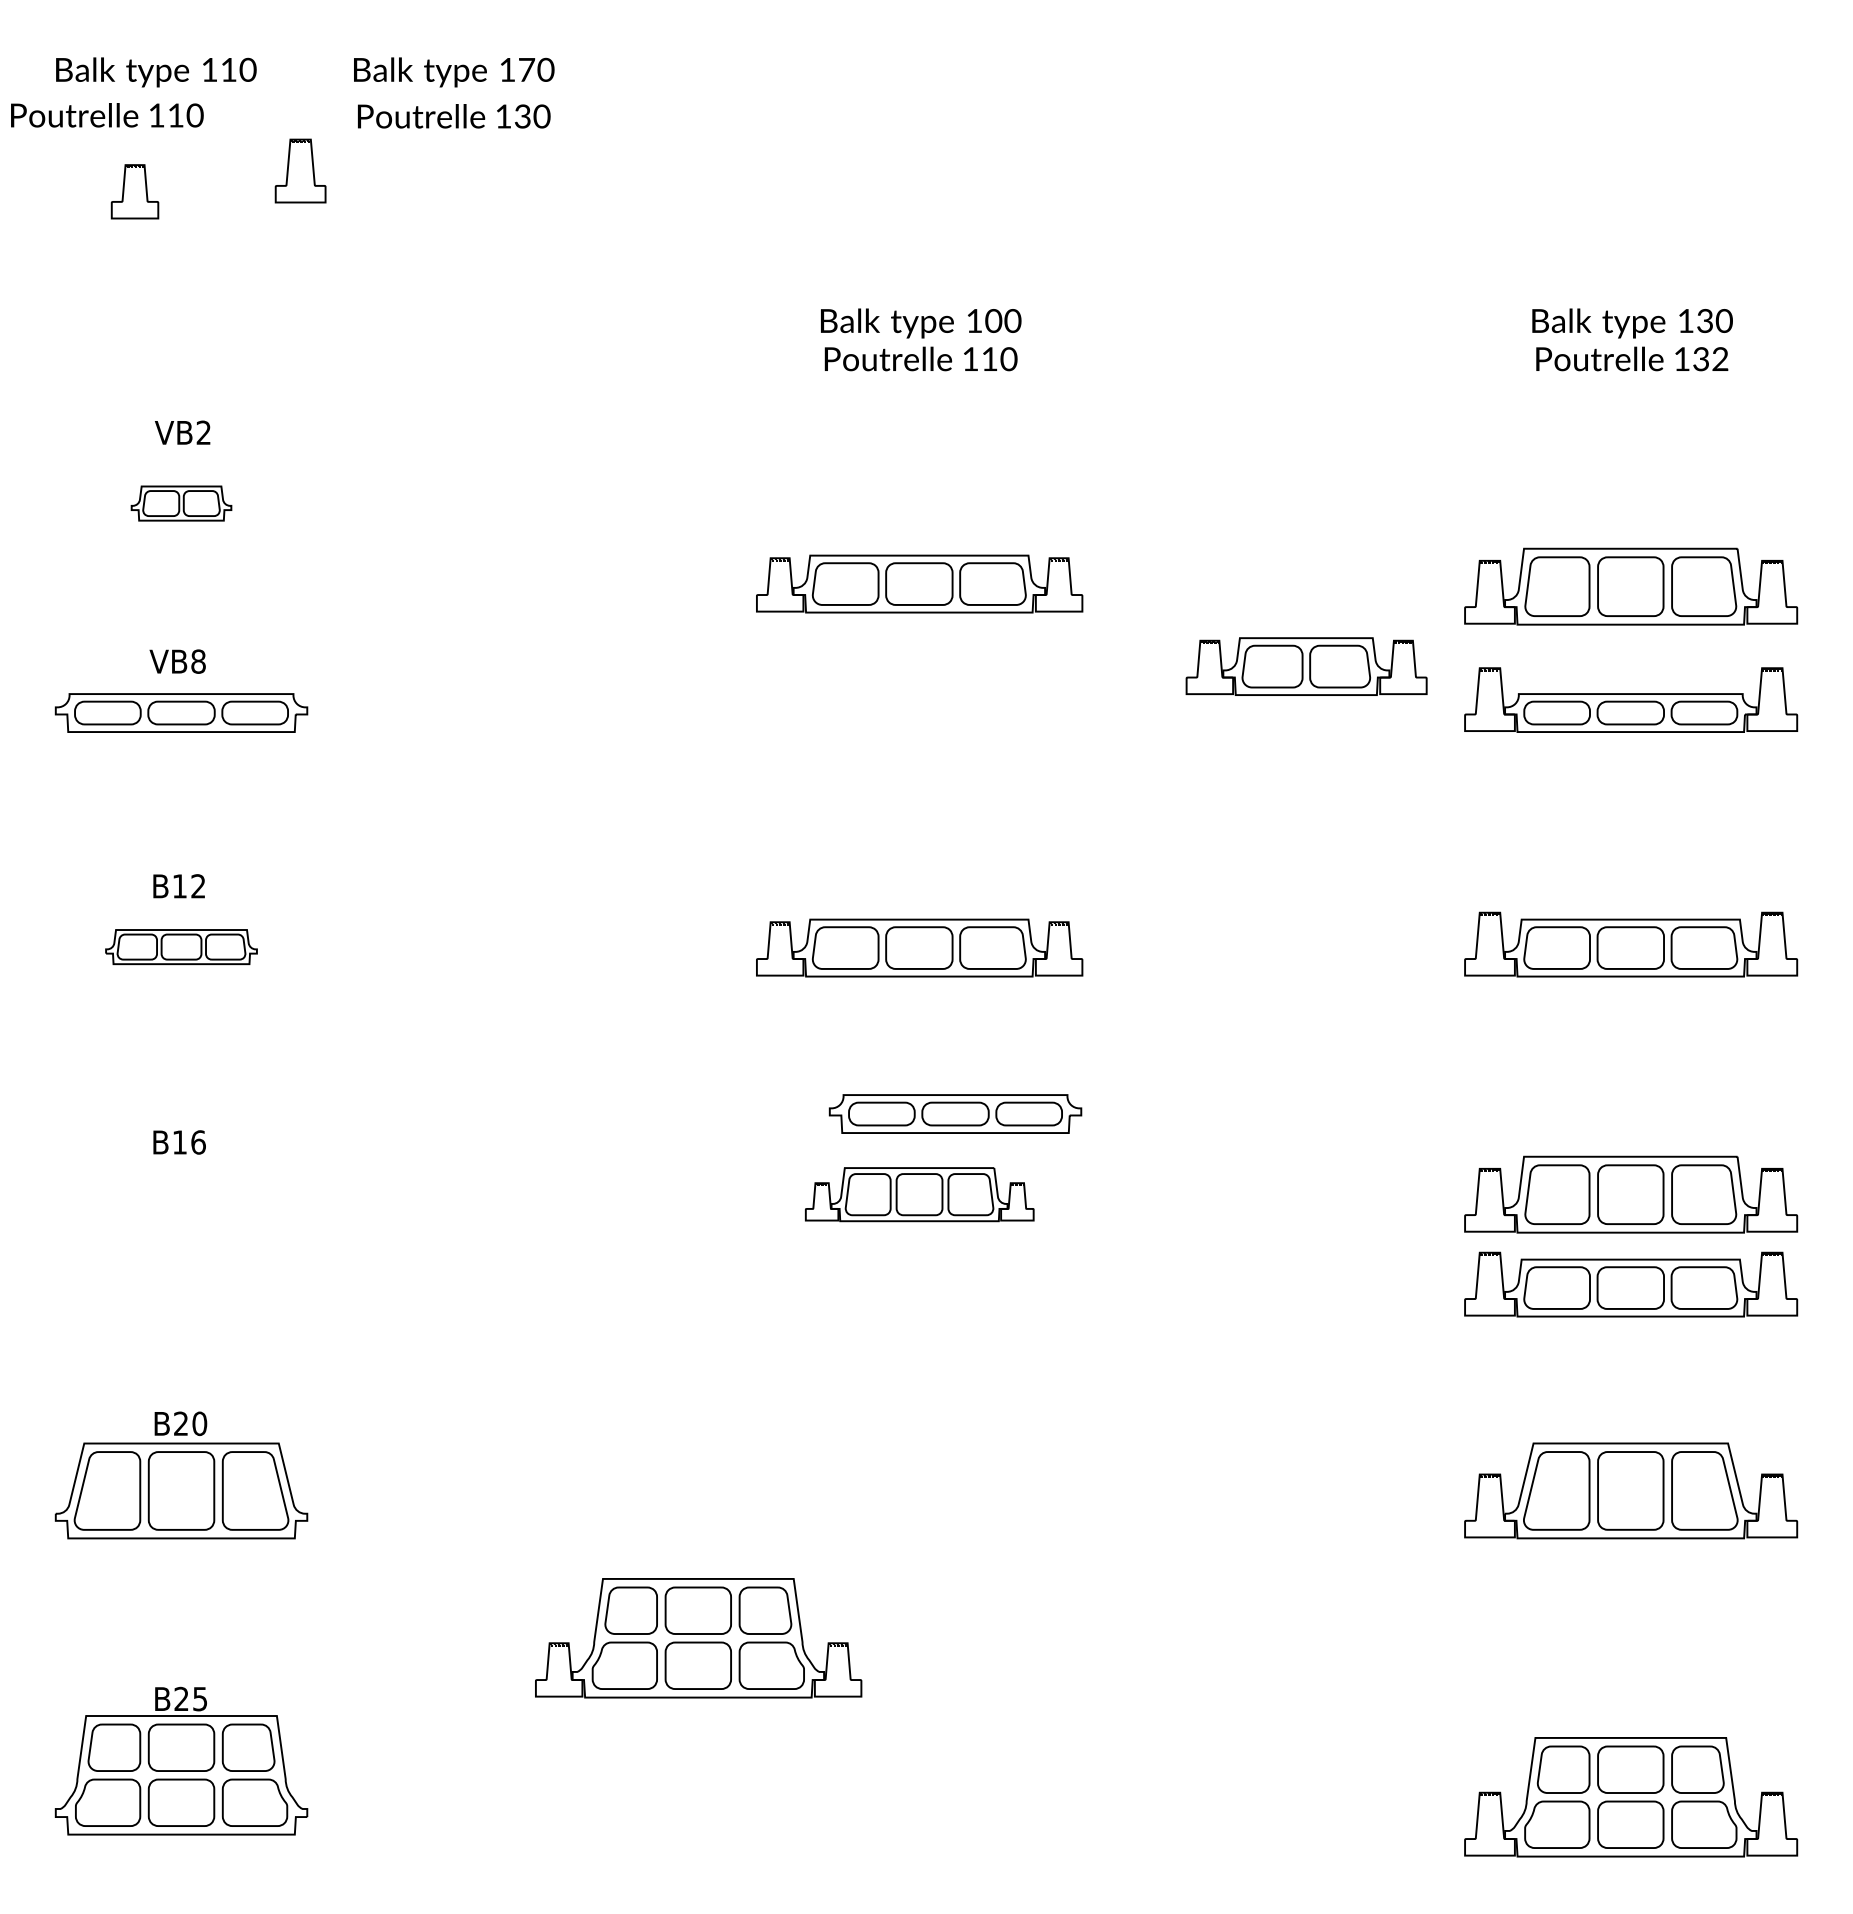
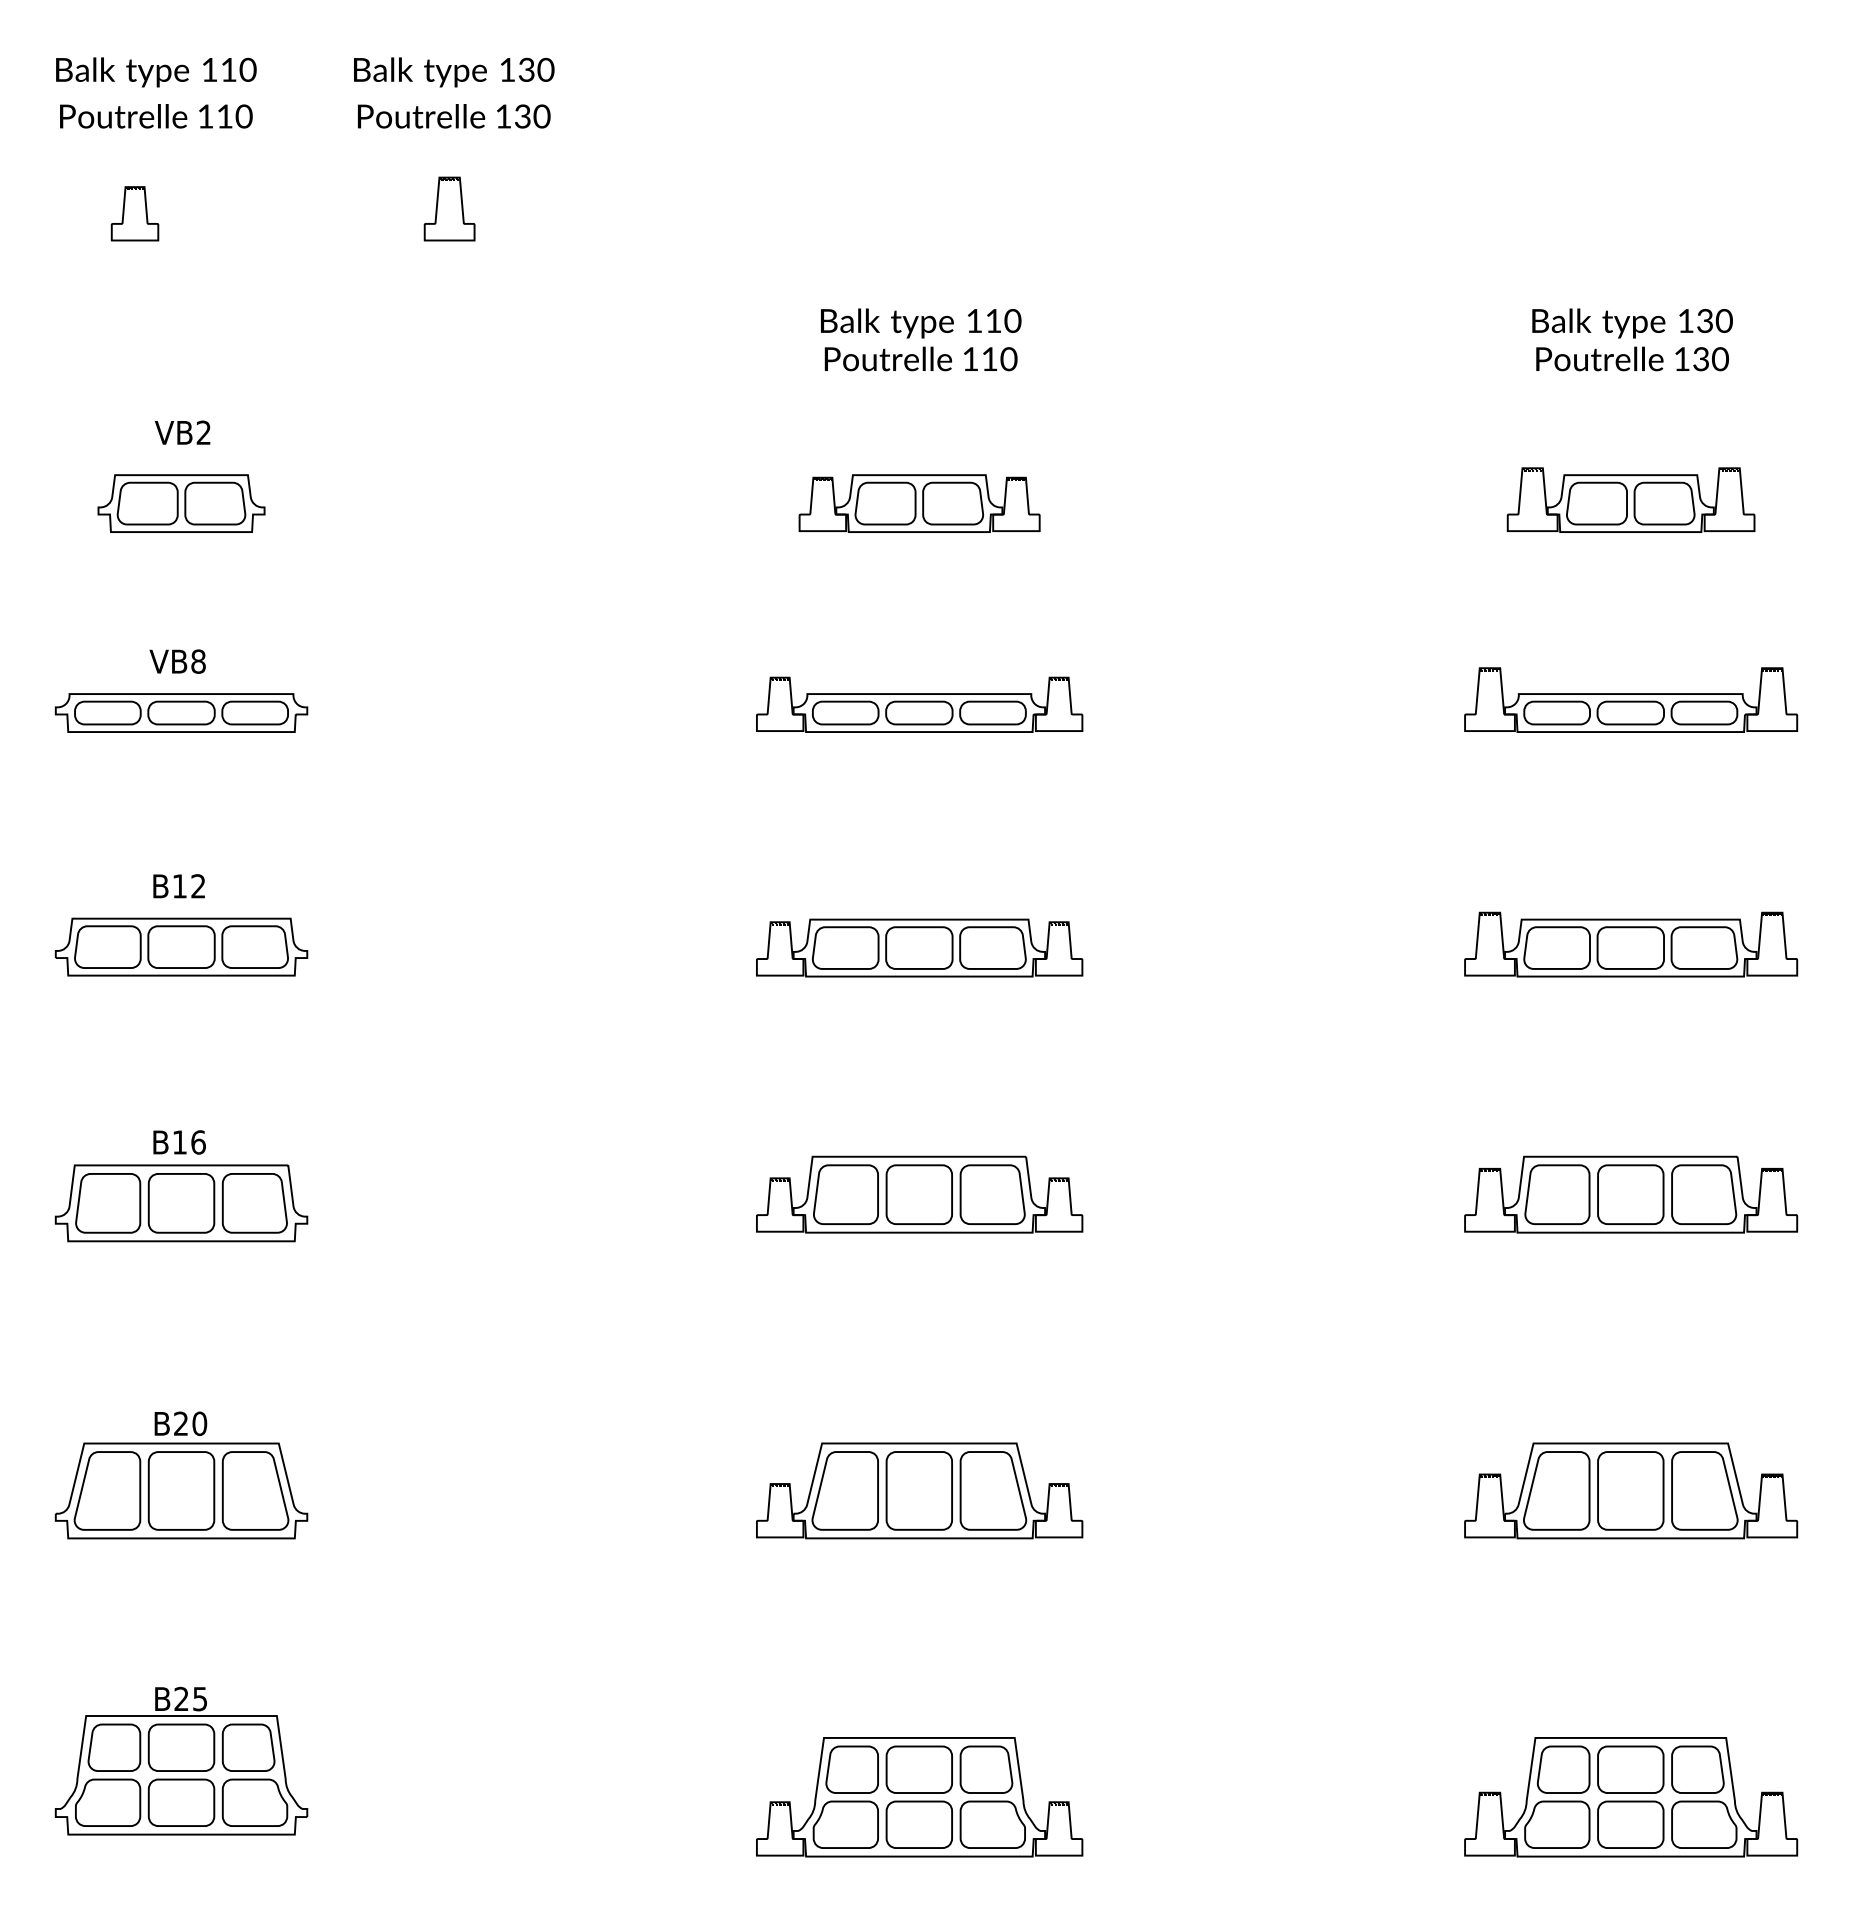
text: 170 -> 130 (526, 69)
text position: (107, 115) -> (156, 116) (156, 116)
part position: (300, 170) -> (449, 208) (449, 208)
part position: (134, 191) -> (134, 213) (134, 213)
text: 100 -> 110 (993, 320)
text: 132 -> 130 (1720, 359)
part: none -> present (1630, 499)
part size: 103x37 px -> 169x59 px (181, 503)
part: present -> none (919, 583)
part: present -> none (1631, 586)
part position: (1306, 666) -> (919, 503) (919, 503)
part: none -> present (919, 704)
part size: 153x37 px -> 255x60 px (181, 946)
part: present -> none (955, 1113)
part size: 230x56 px -> 328x79 px (919, 1194)
part: none -> present (181, 1203)
part: present -> none (1631, 1284)
part: none -> present (919, 1490)
part position: (698, 1638) -> (919, 1797) (919, 1797)
